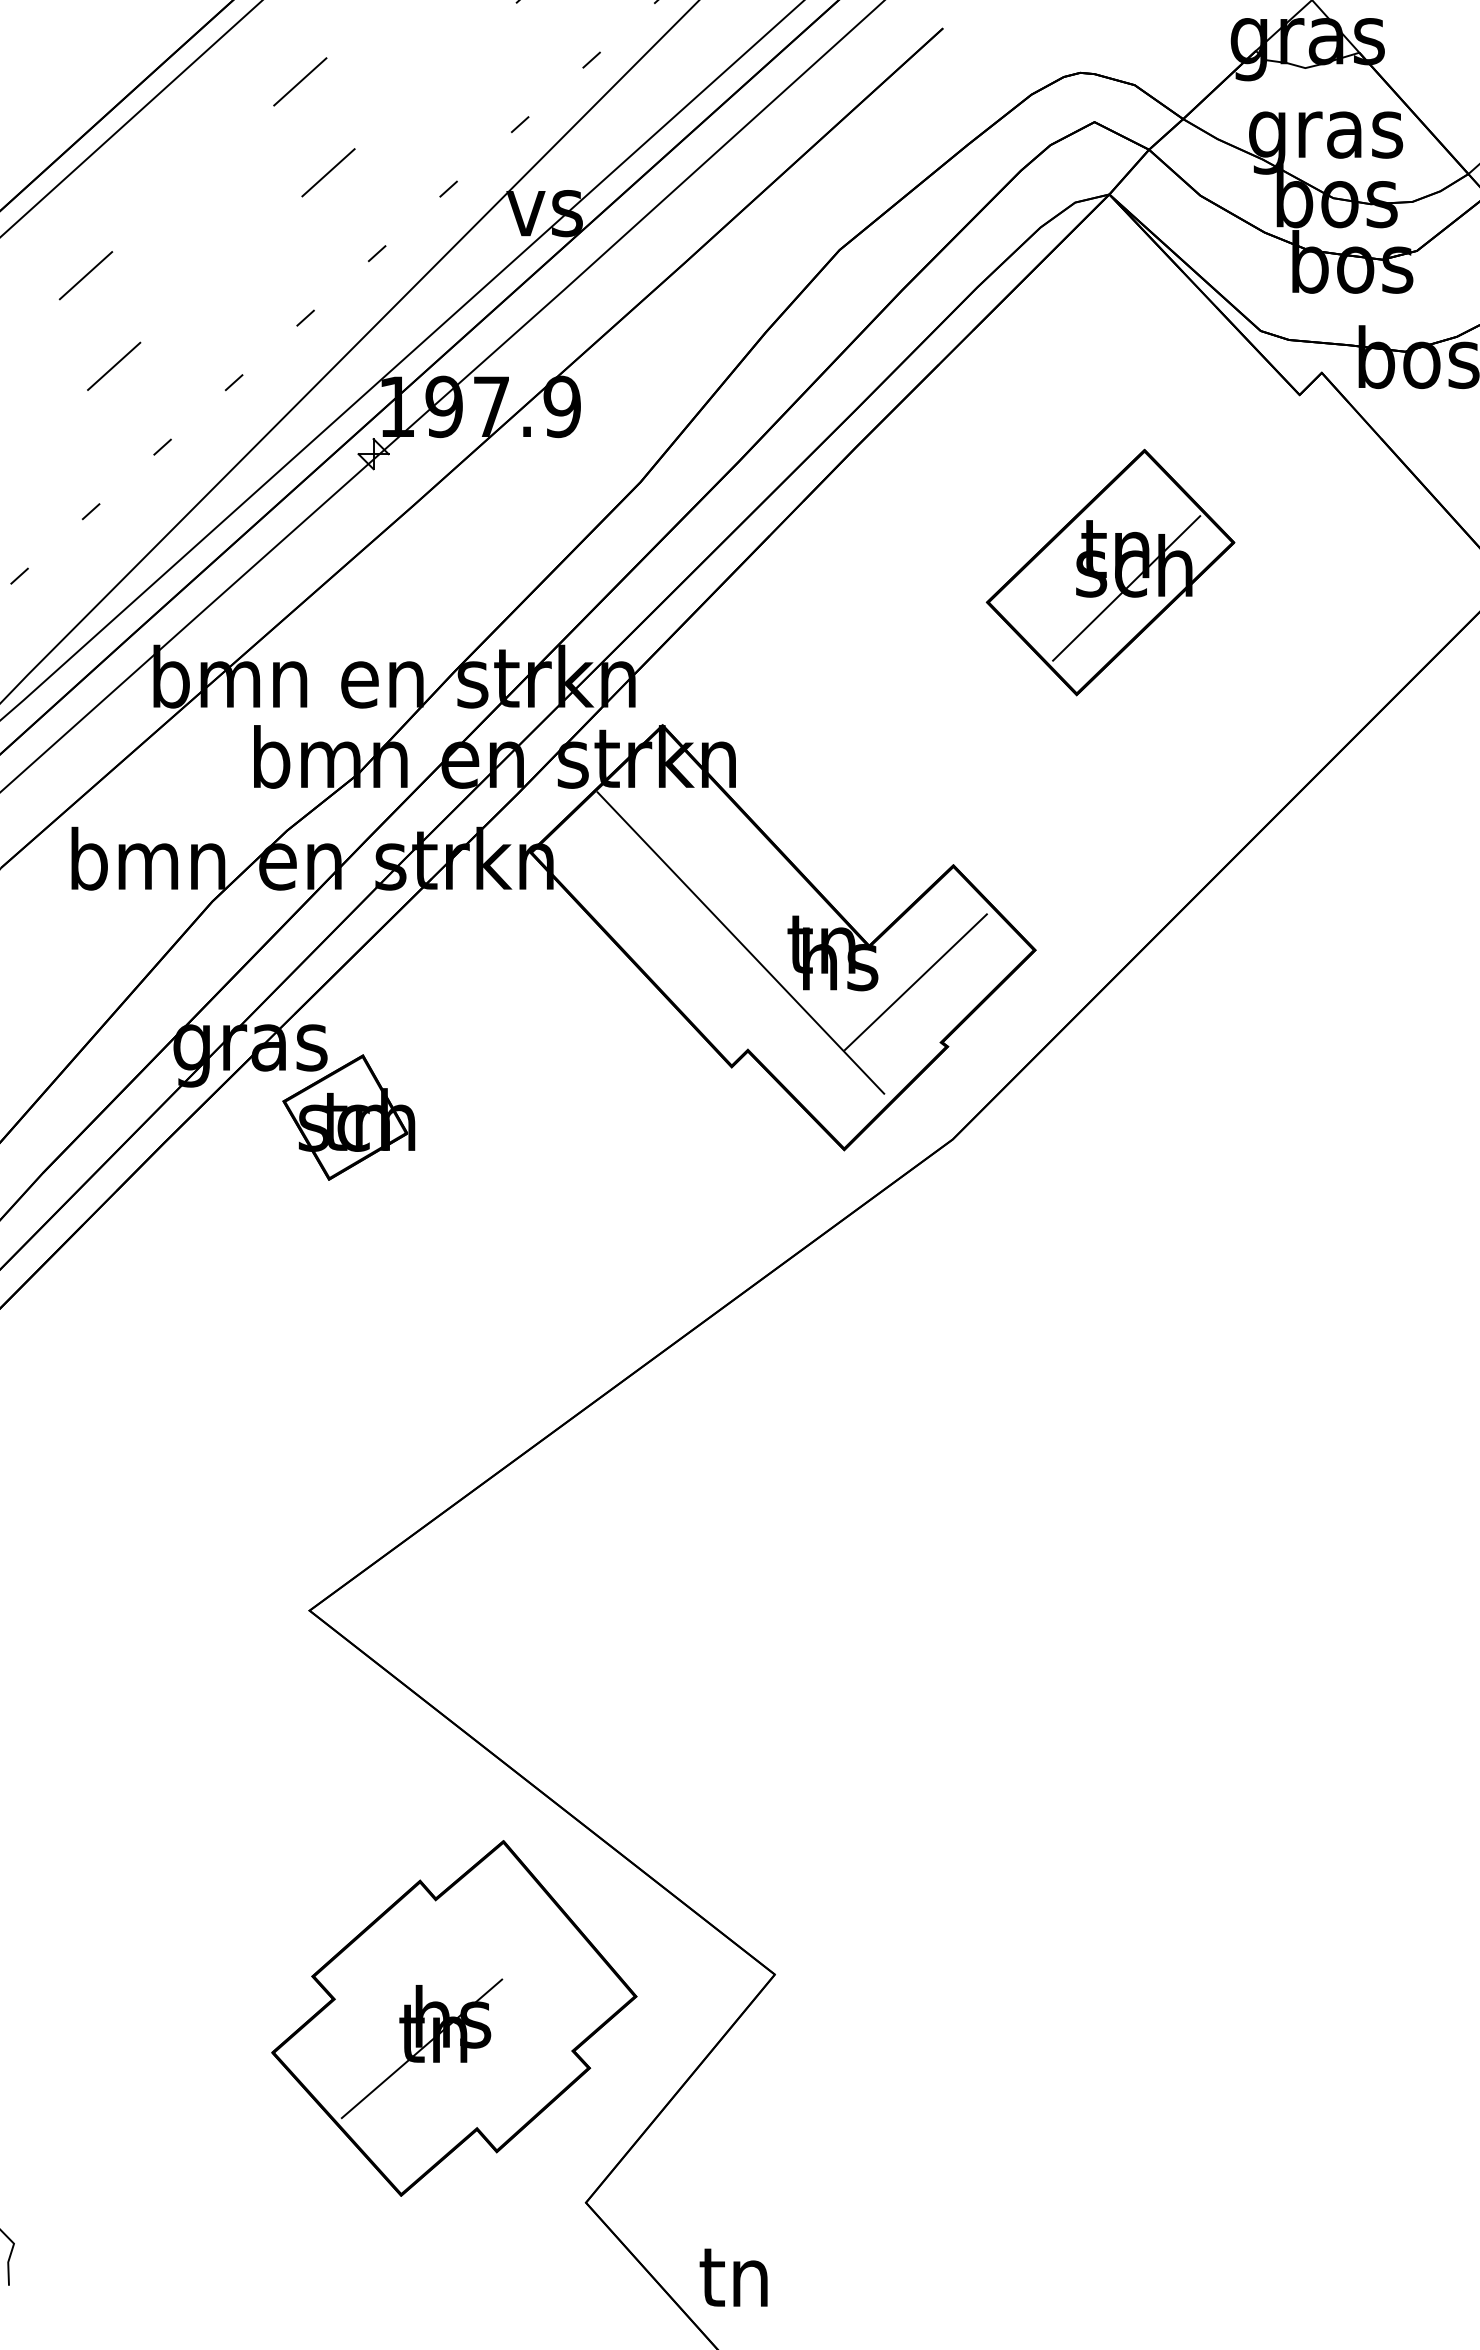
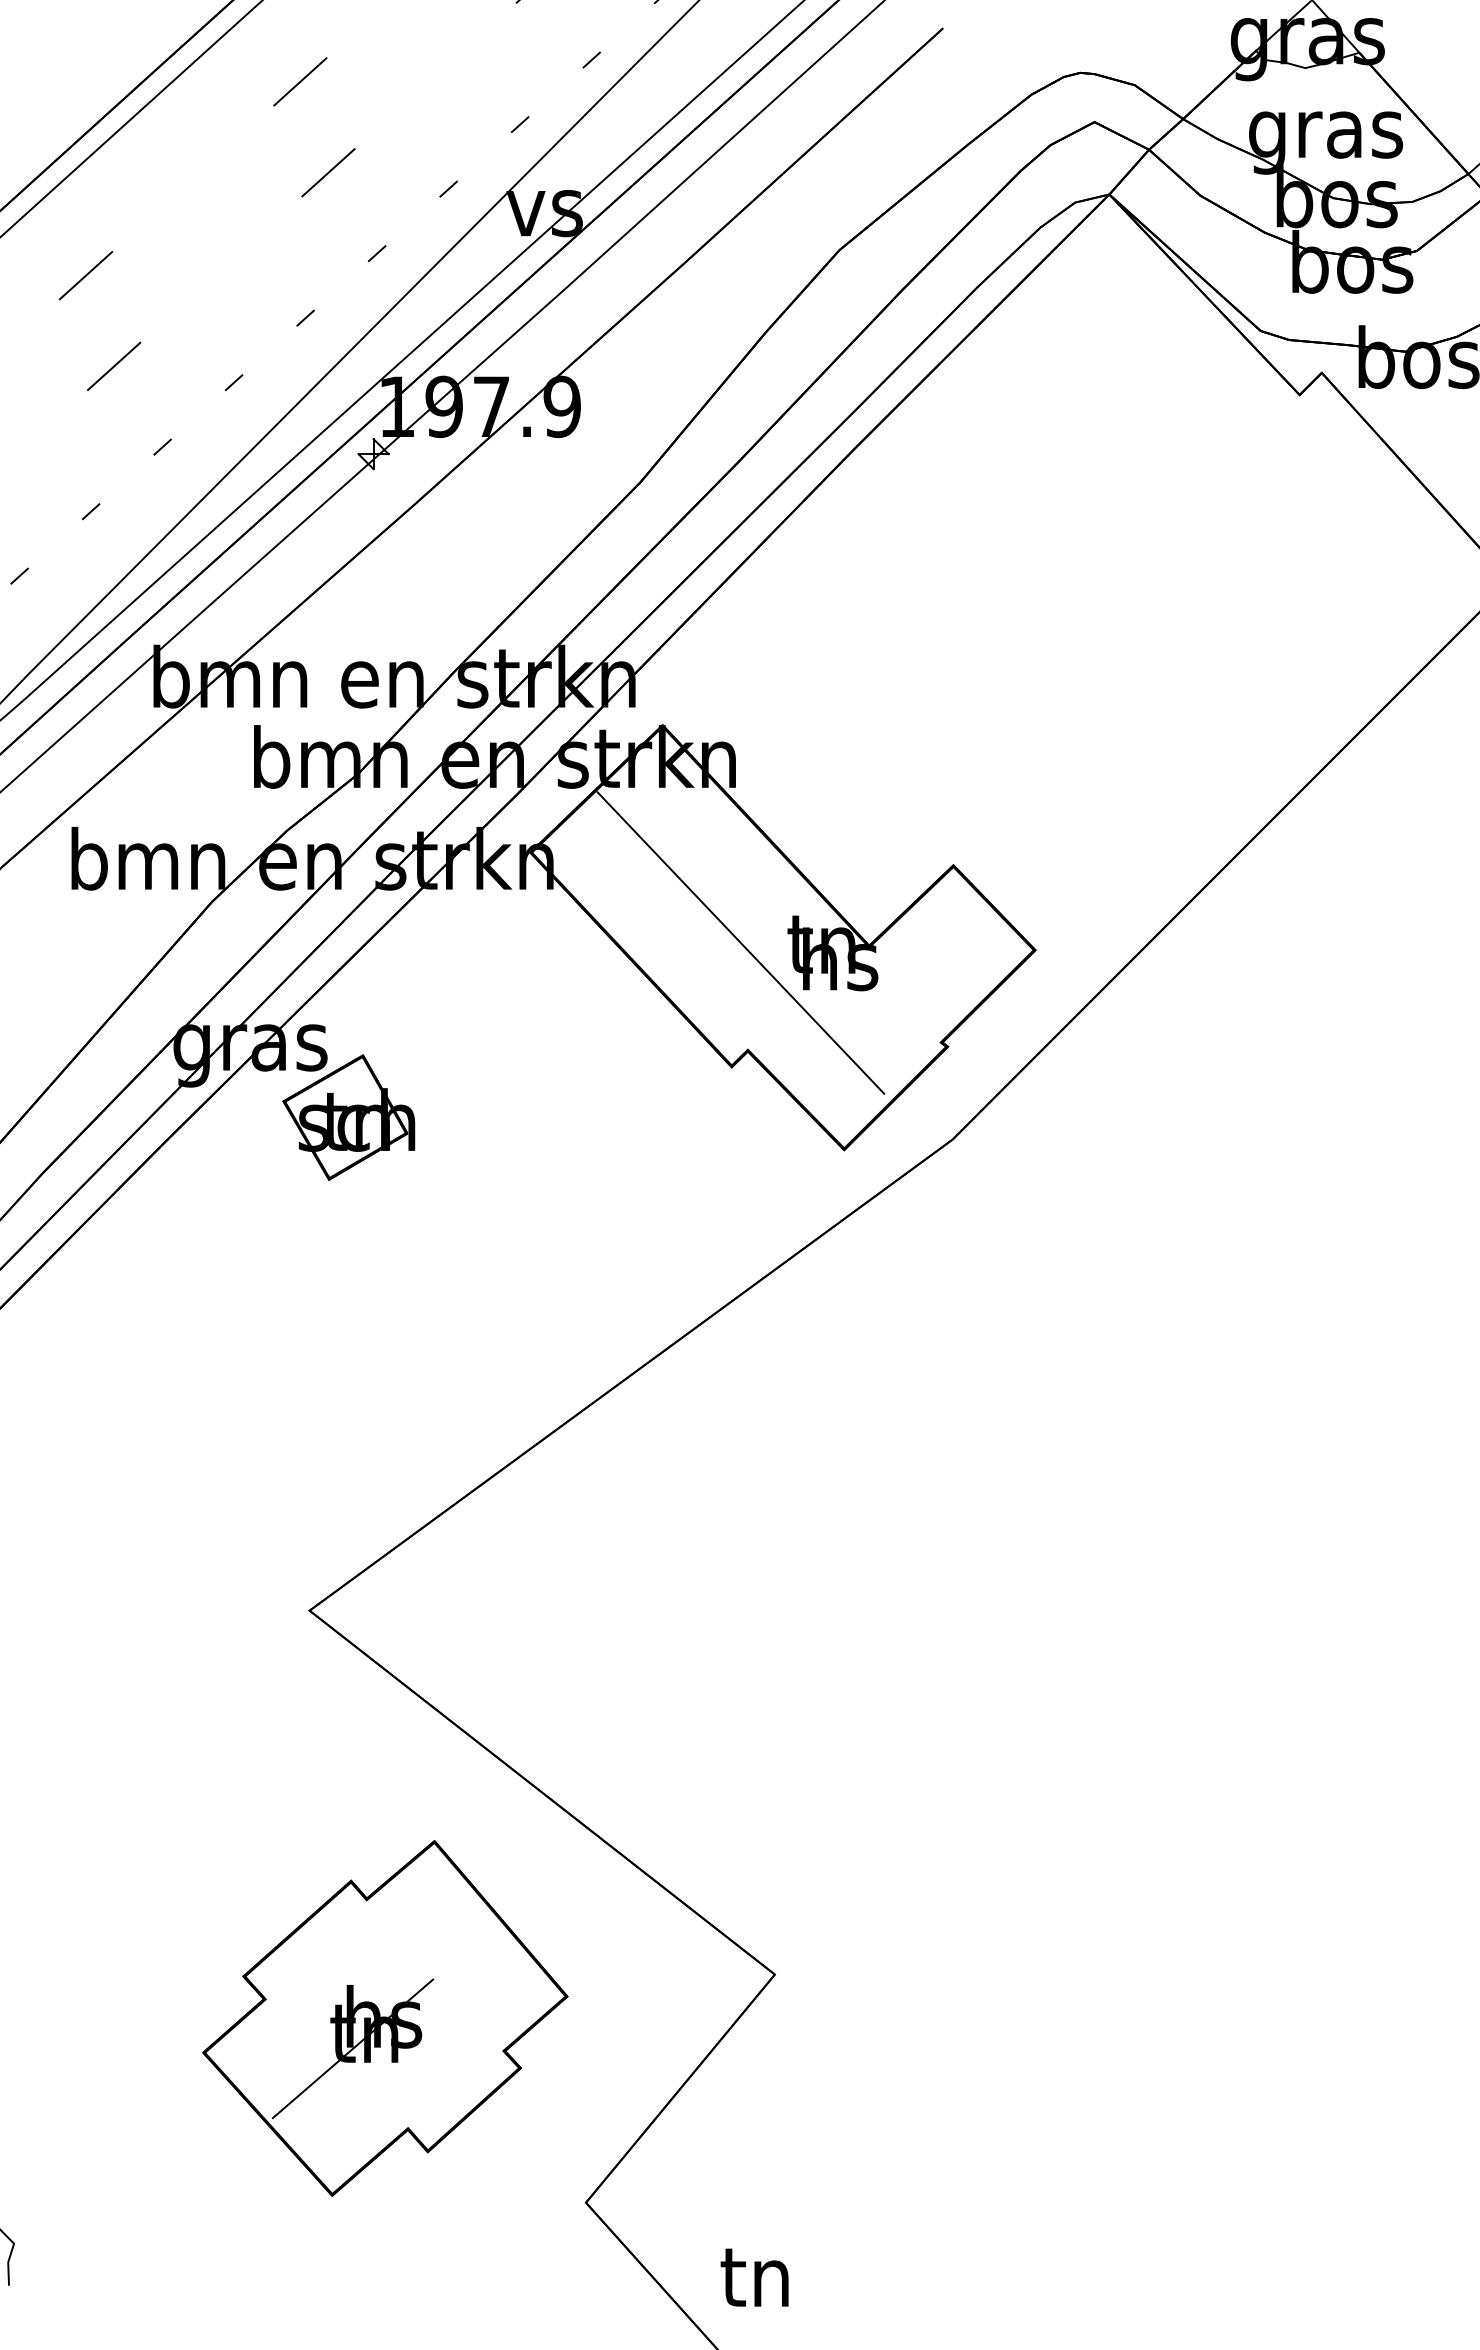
part: present -> none (1110, 572)
line: present -> none (915, 982)
part position: (454, 2018) -> (385, 2018) (385, 2018)
text position: (733, 2277) -> (754, 2277) (754, 2277)
